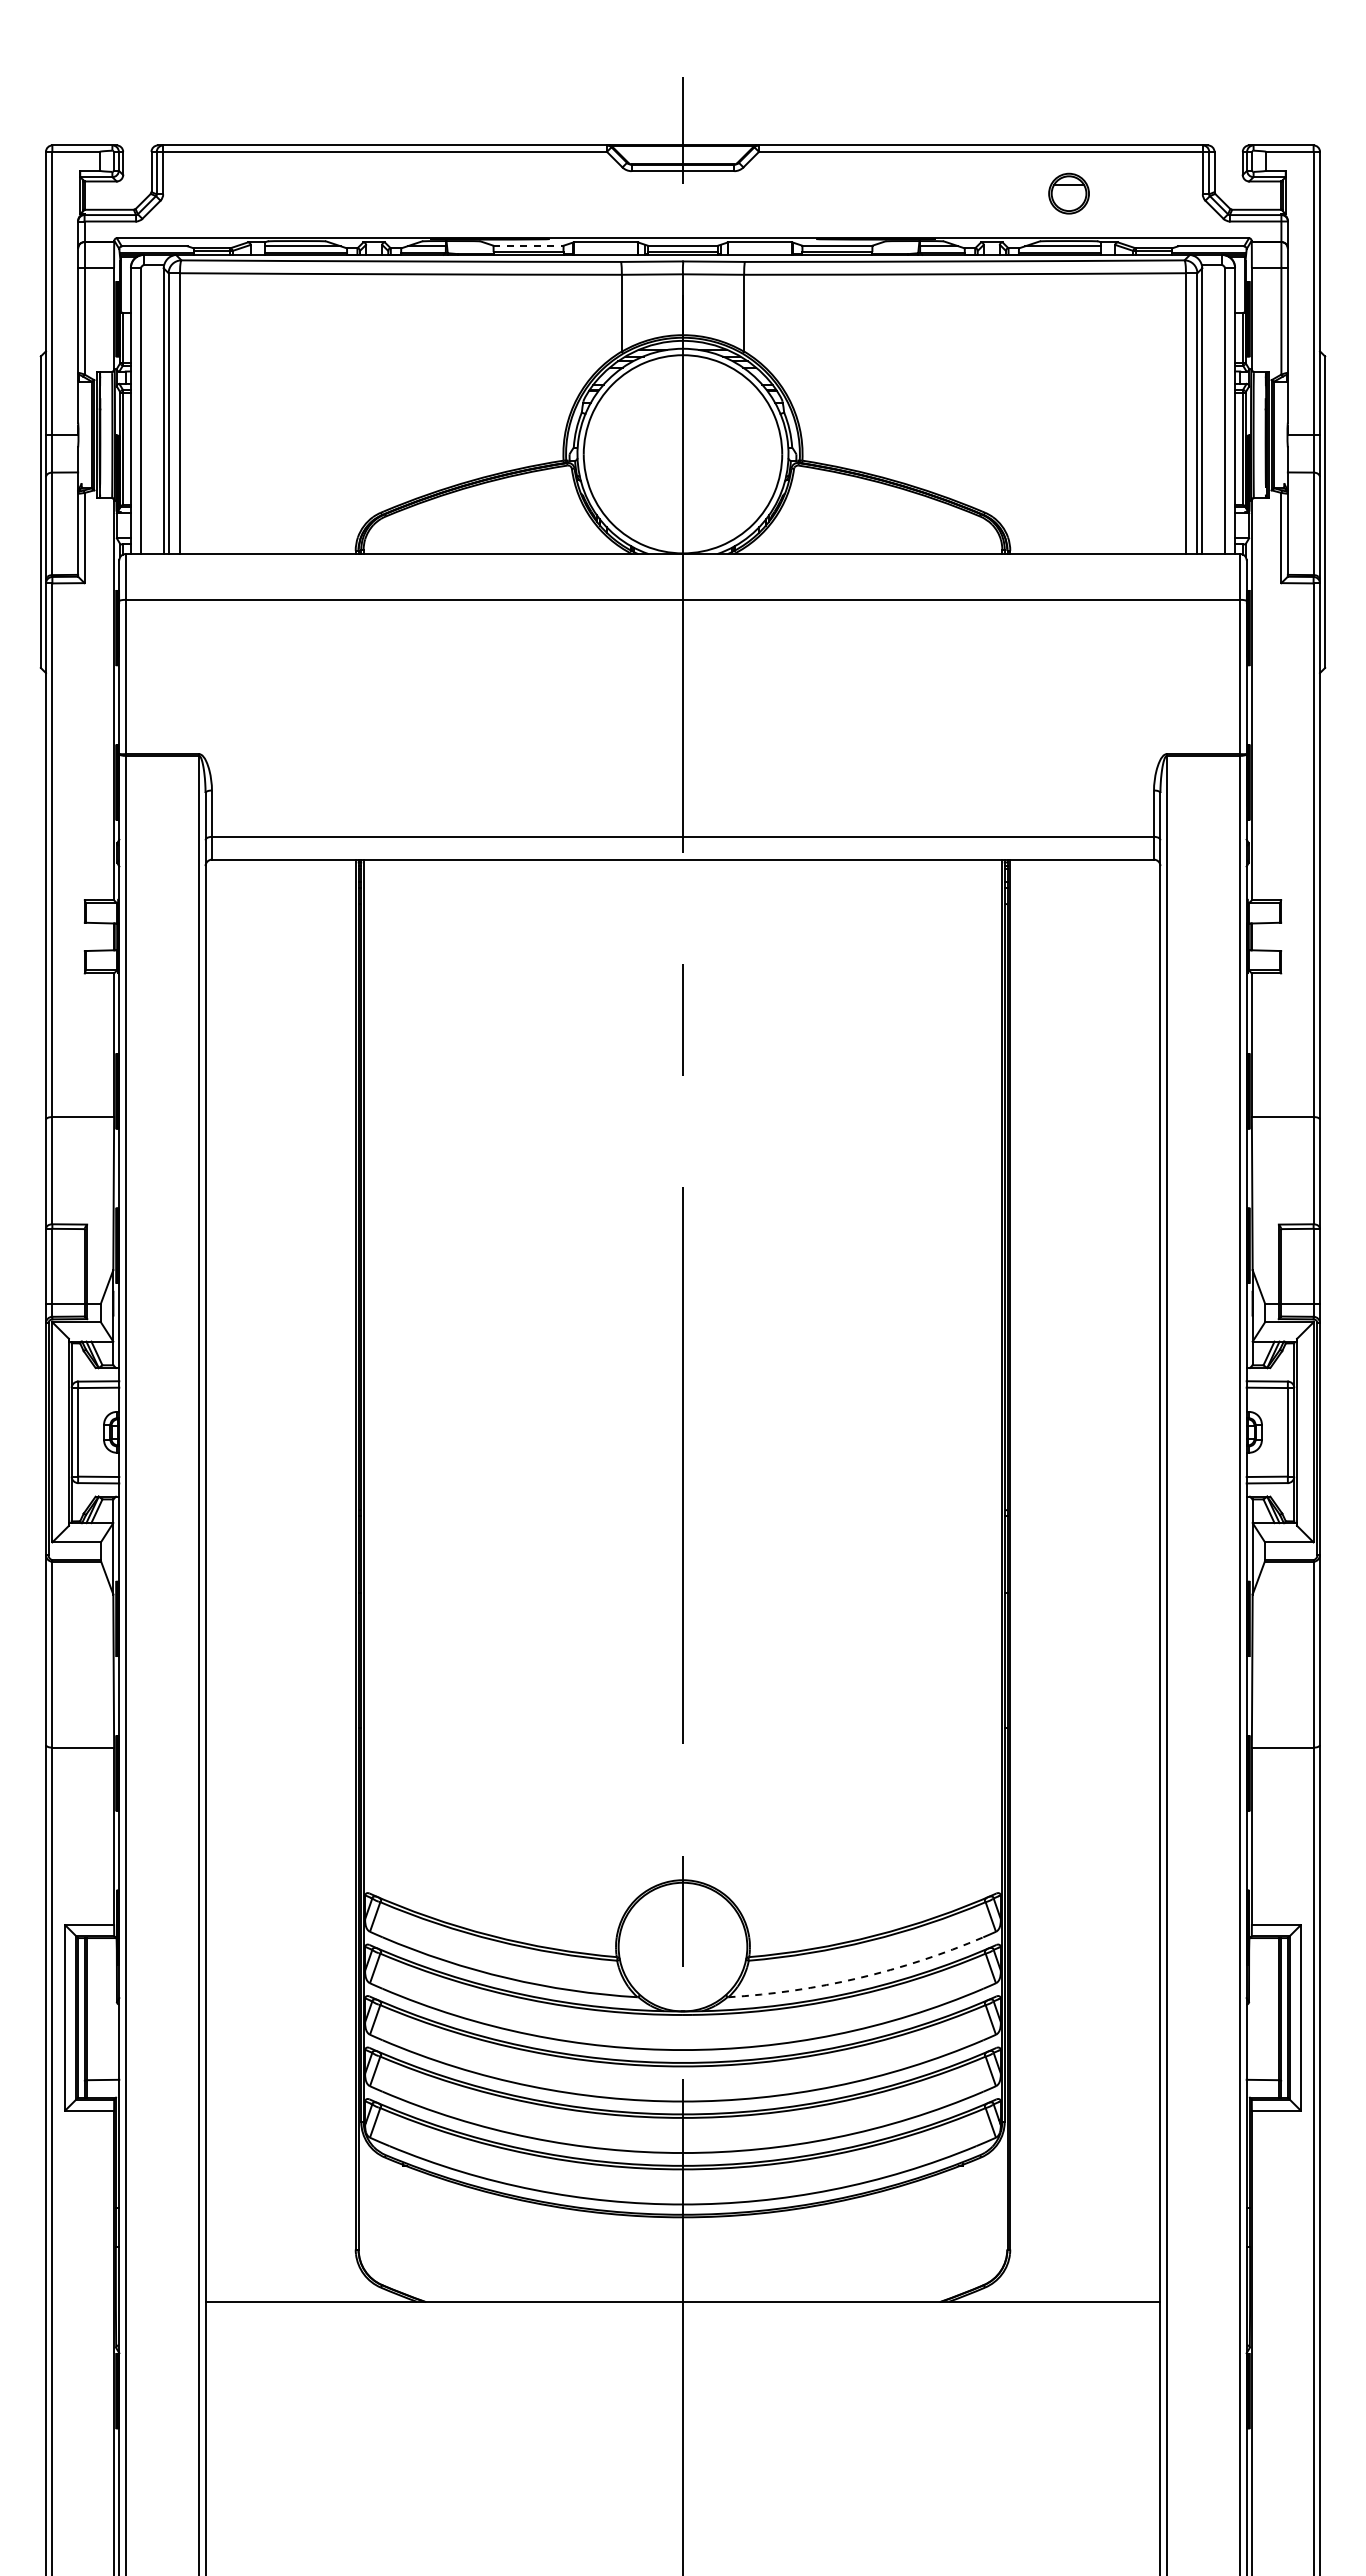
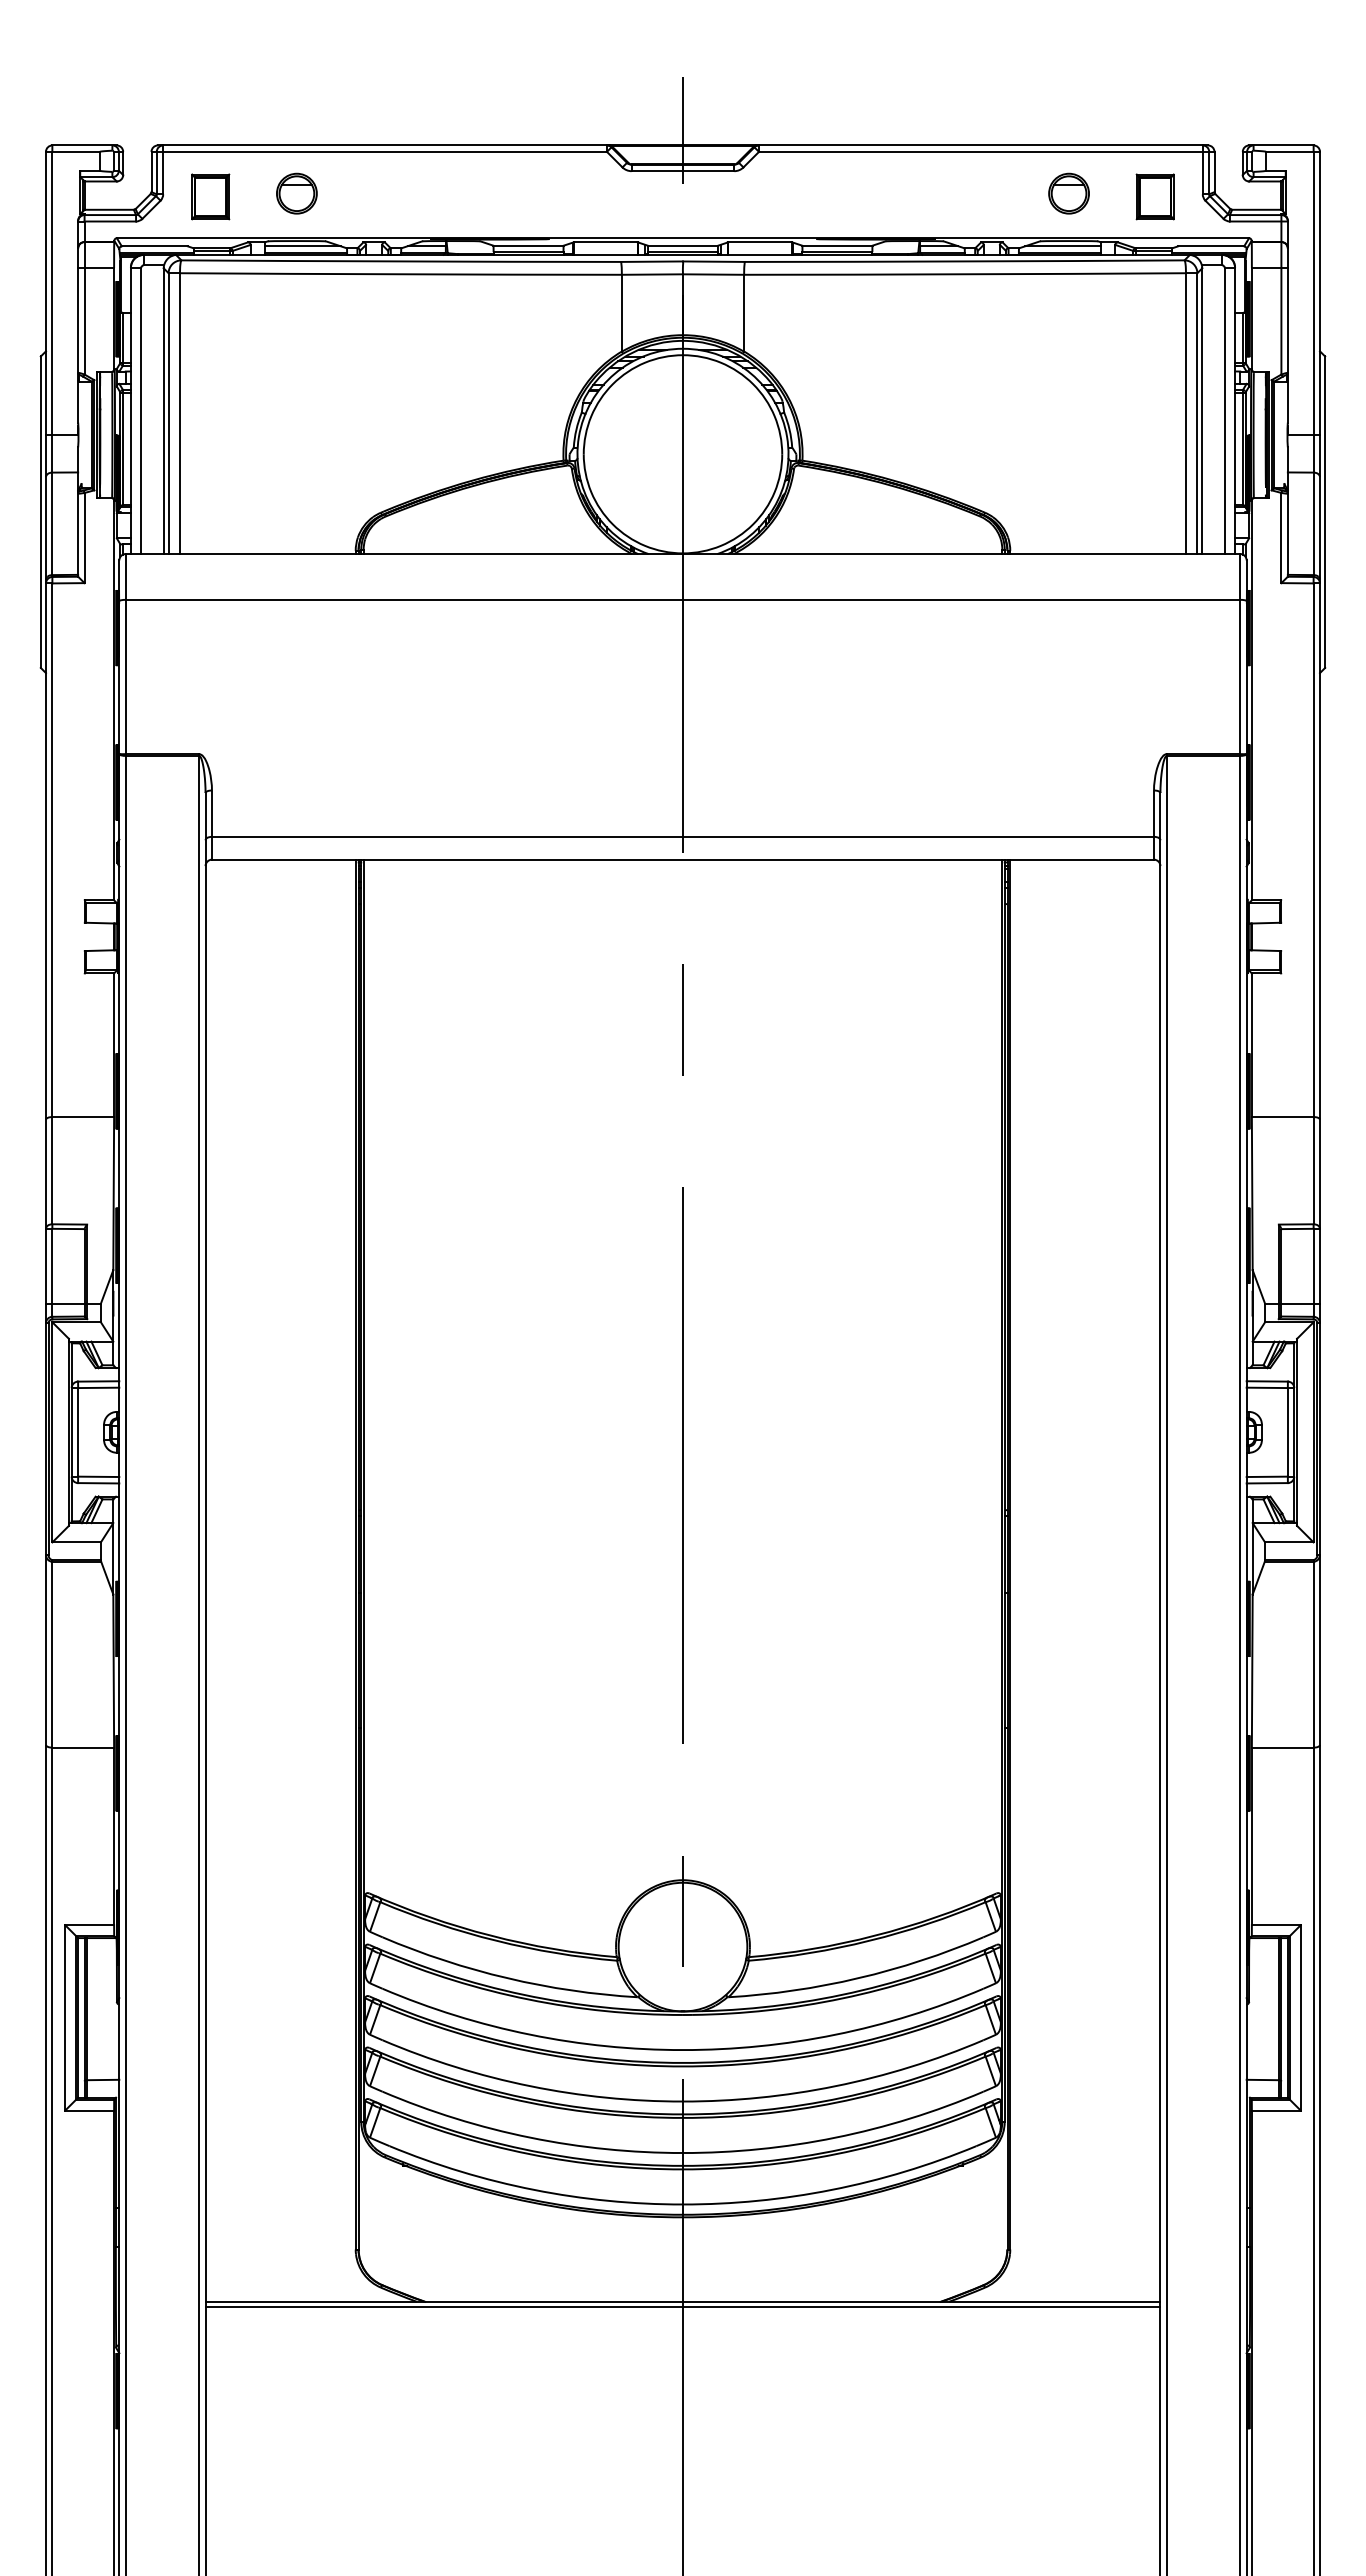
part: none -> present (296, 193)
part: none -> present (210, 196)
part: none -> present (1154, 196)
line: dashed -> solid (529, 245)
arc: dashed -> solid (858, 1978)
line: none -> present (682, 2306)
